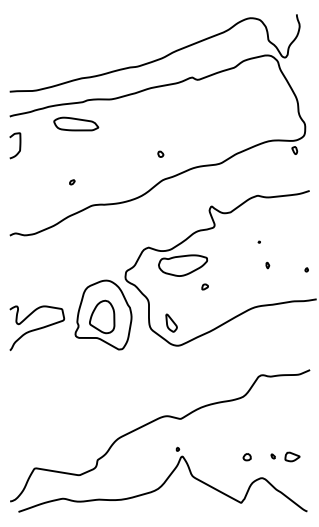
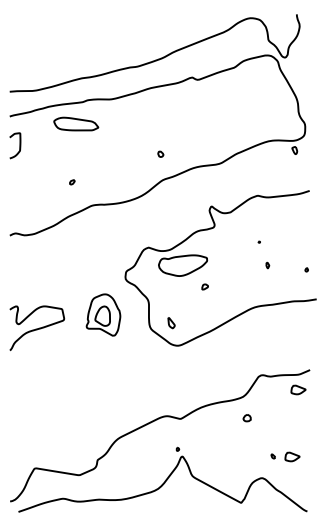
part size: 59x72 px -> 37x44 px (103, 314)
part size: 13x20 px -> 9x13 px (171, 323)
part: none -> present (298, 389)
part position: (246, 457) -> (246, 418) (246, 418)
